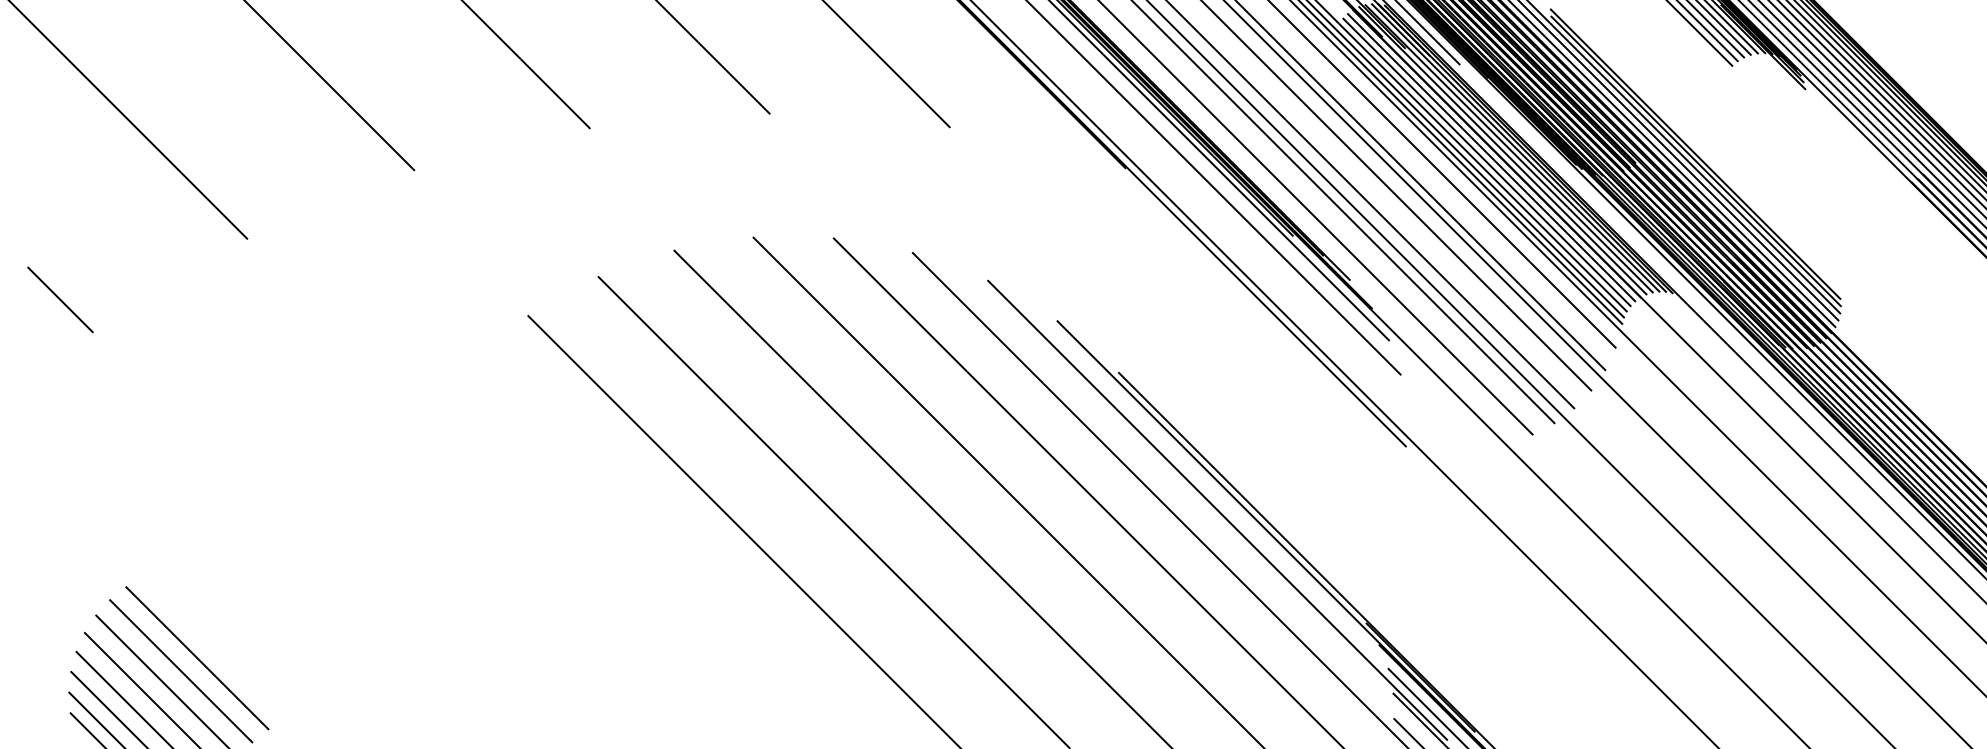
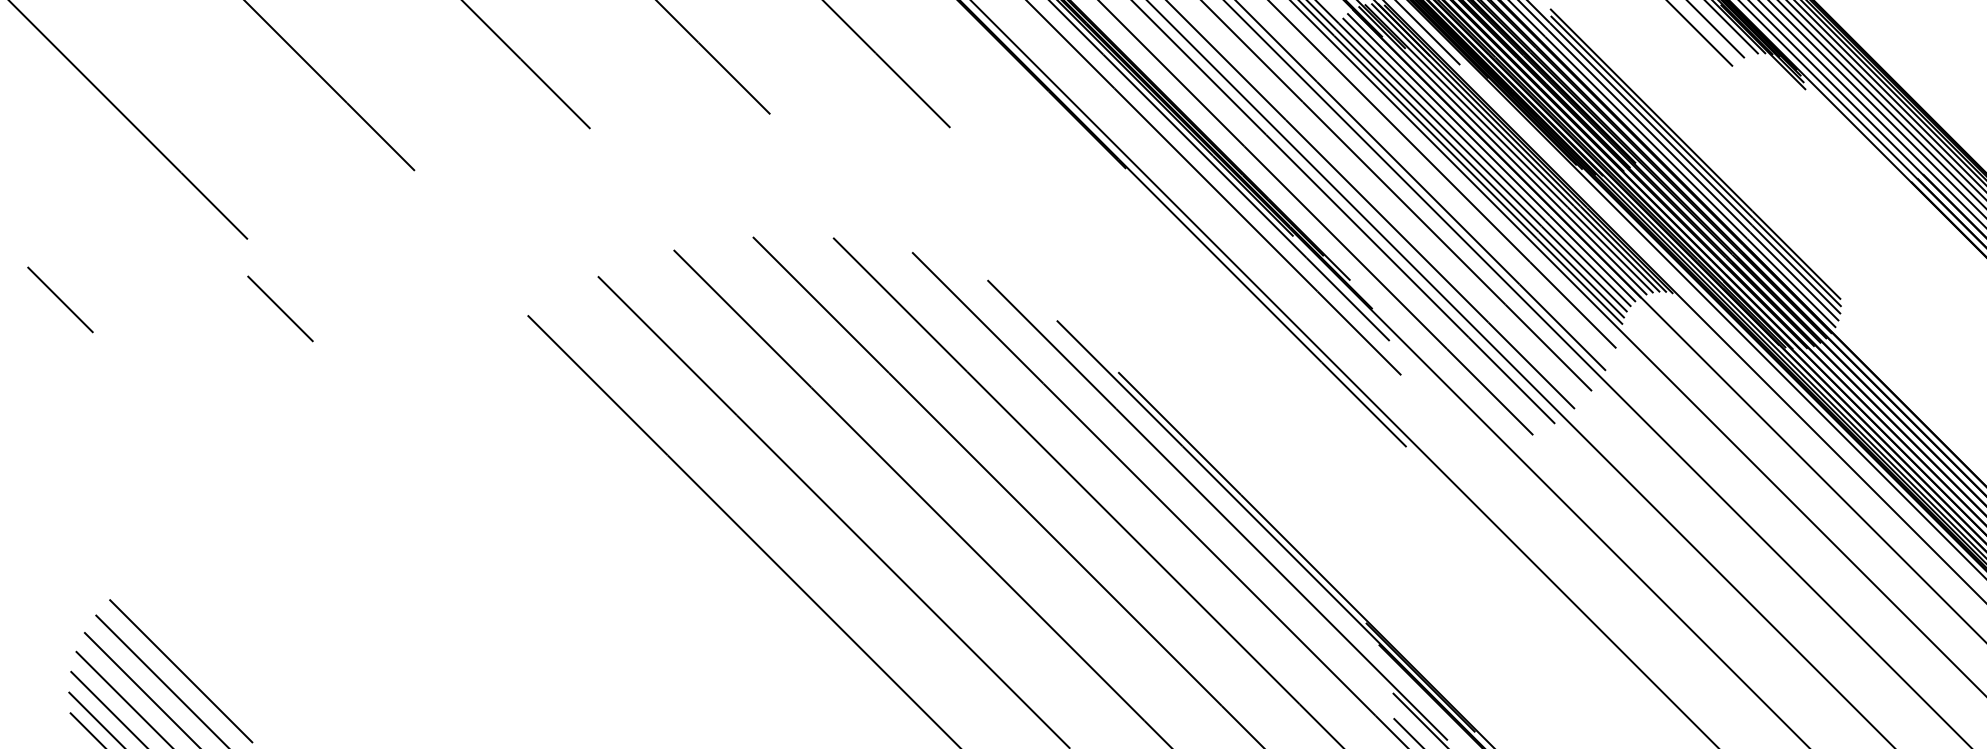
line: present -> none (1724, 28)
line: present -> none (1708, 31)
line: none -> present (280, 308)
line: present -> none (197, 658)
line: present -> none (1426, 706)
